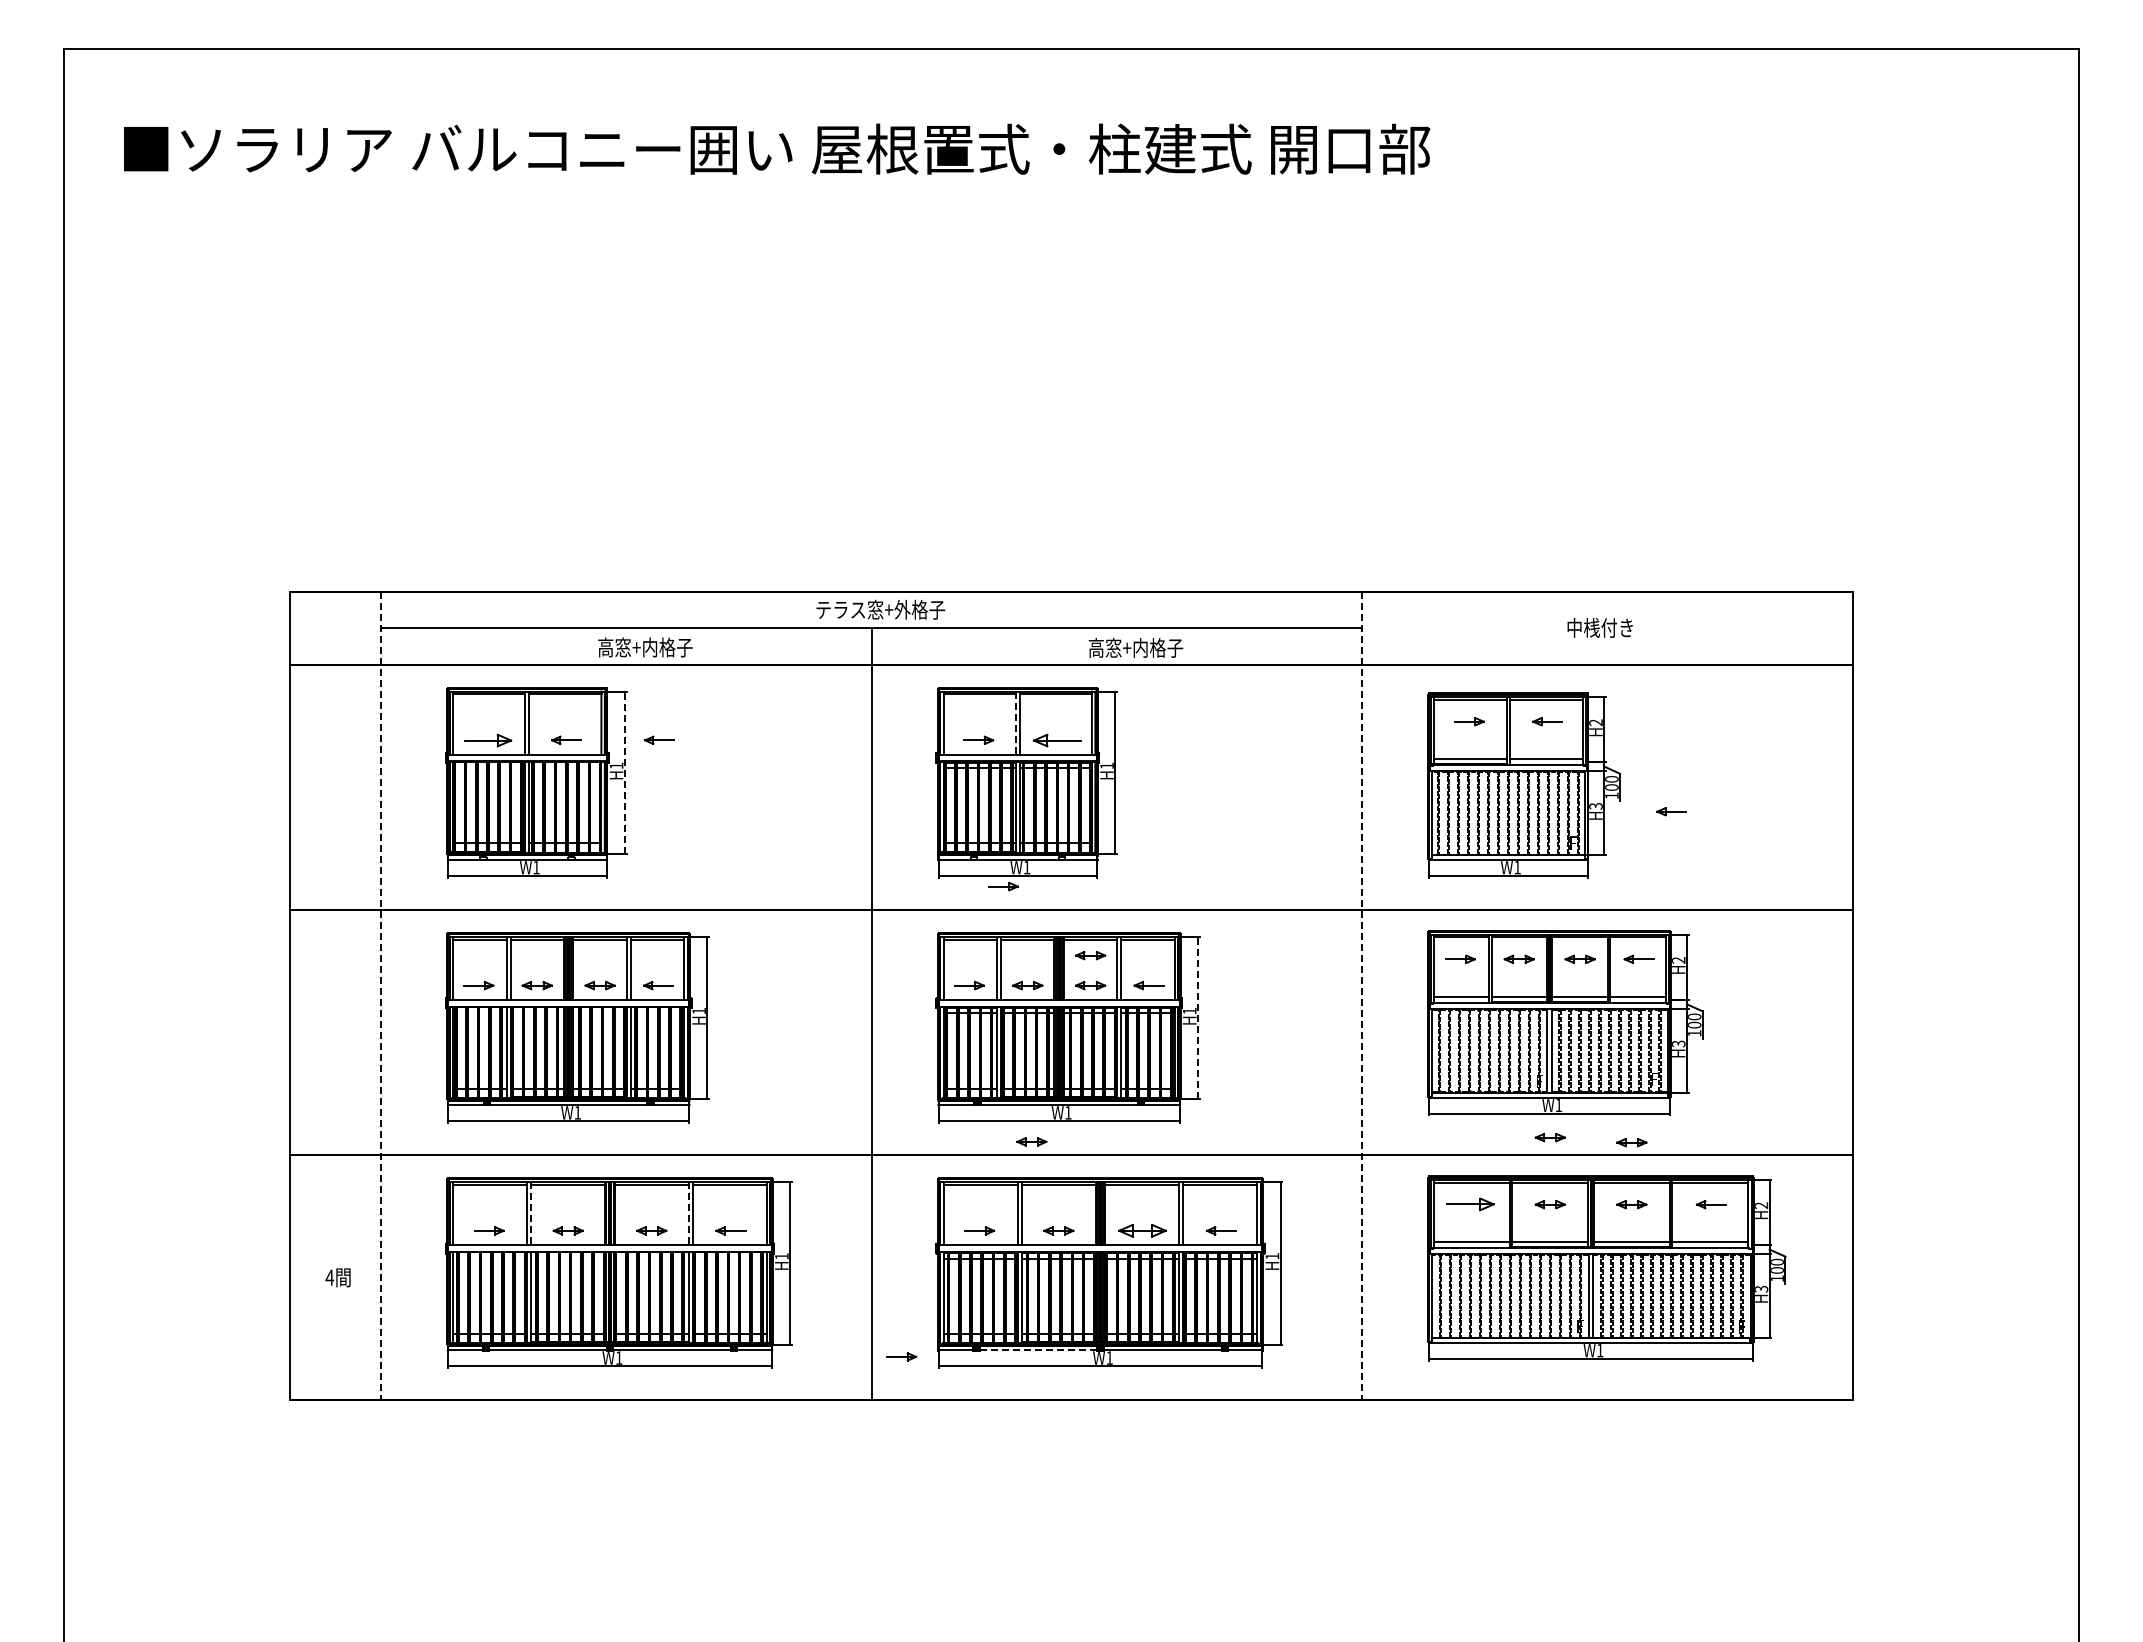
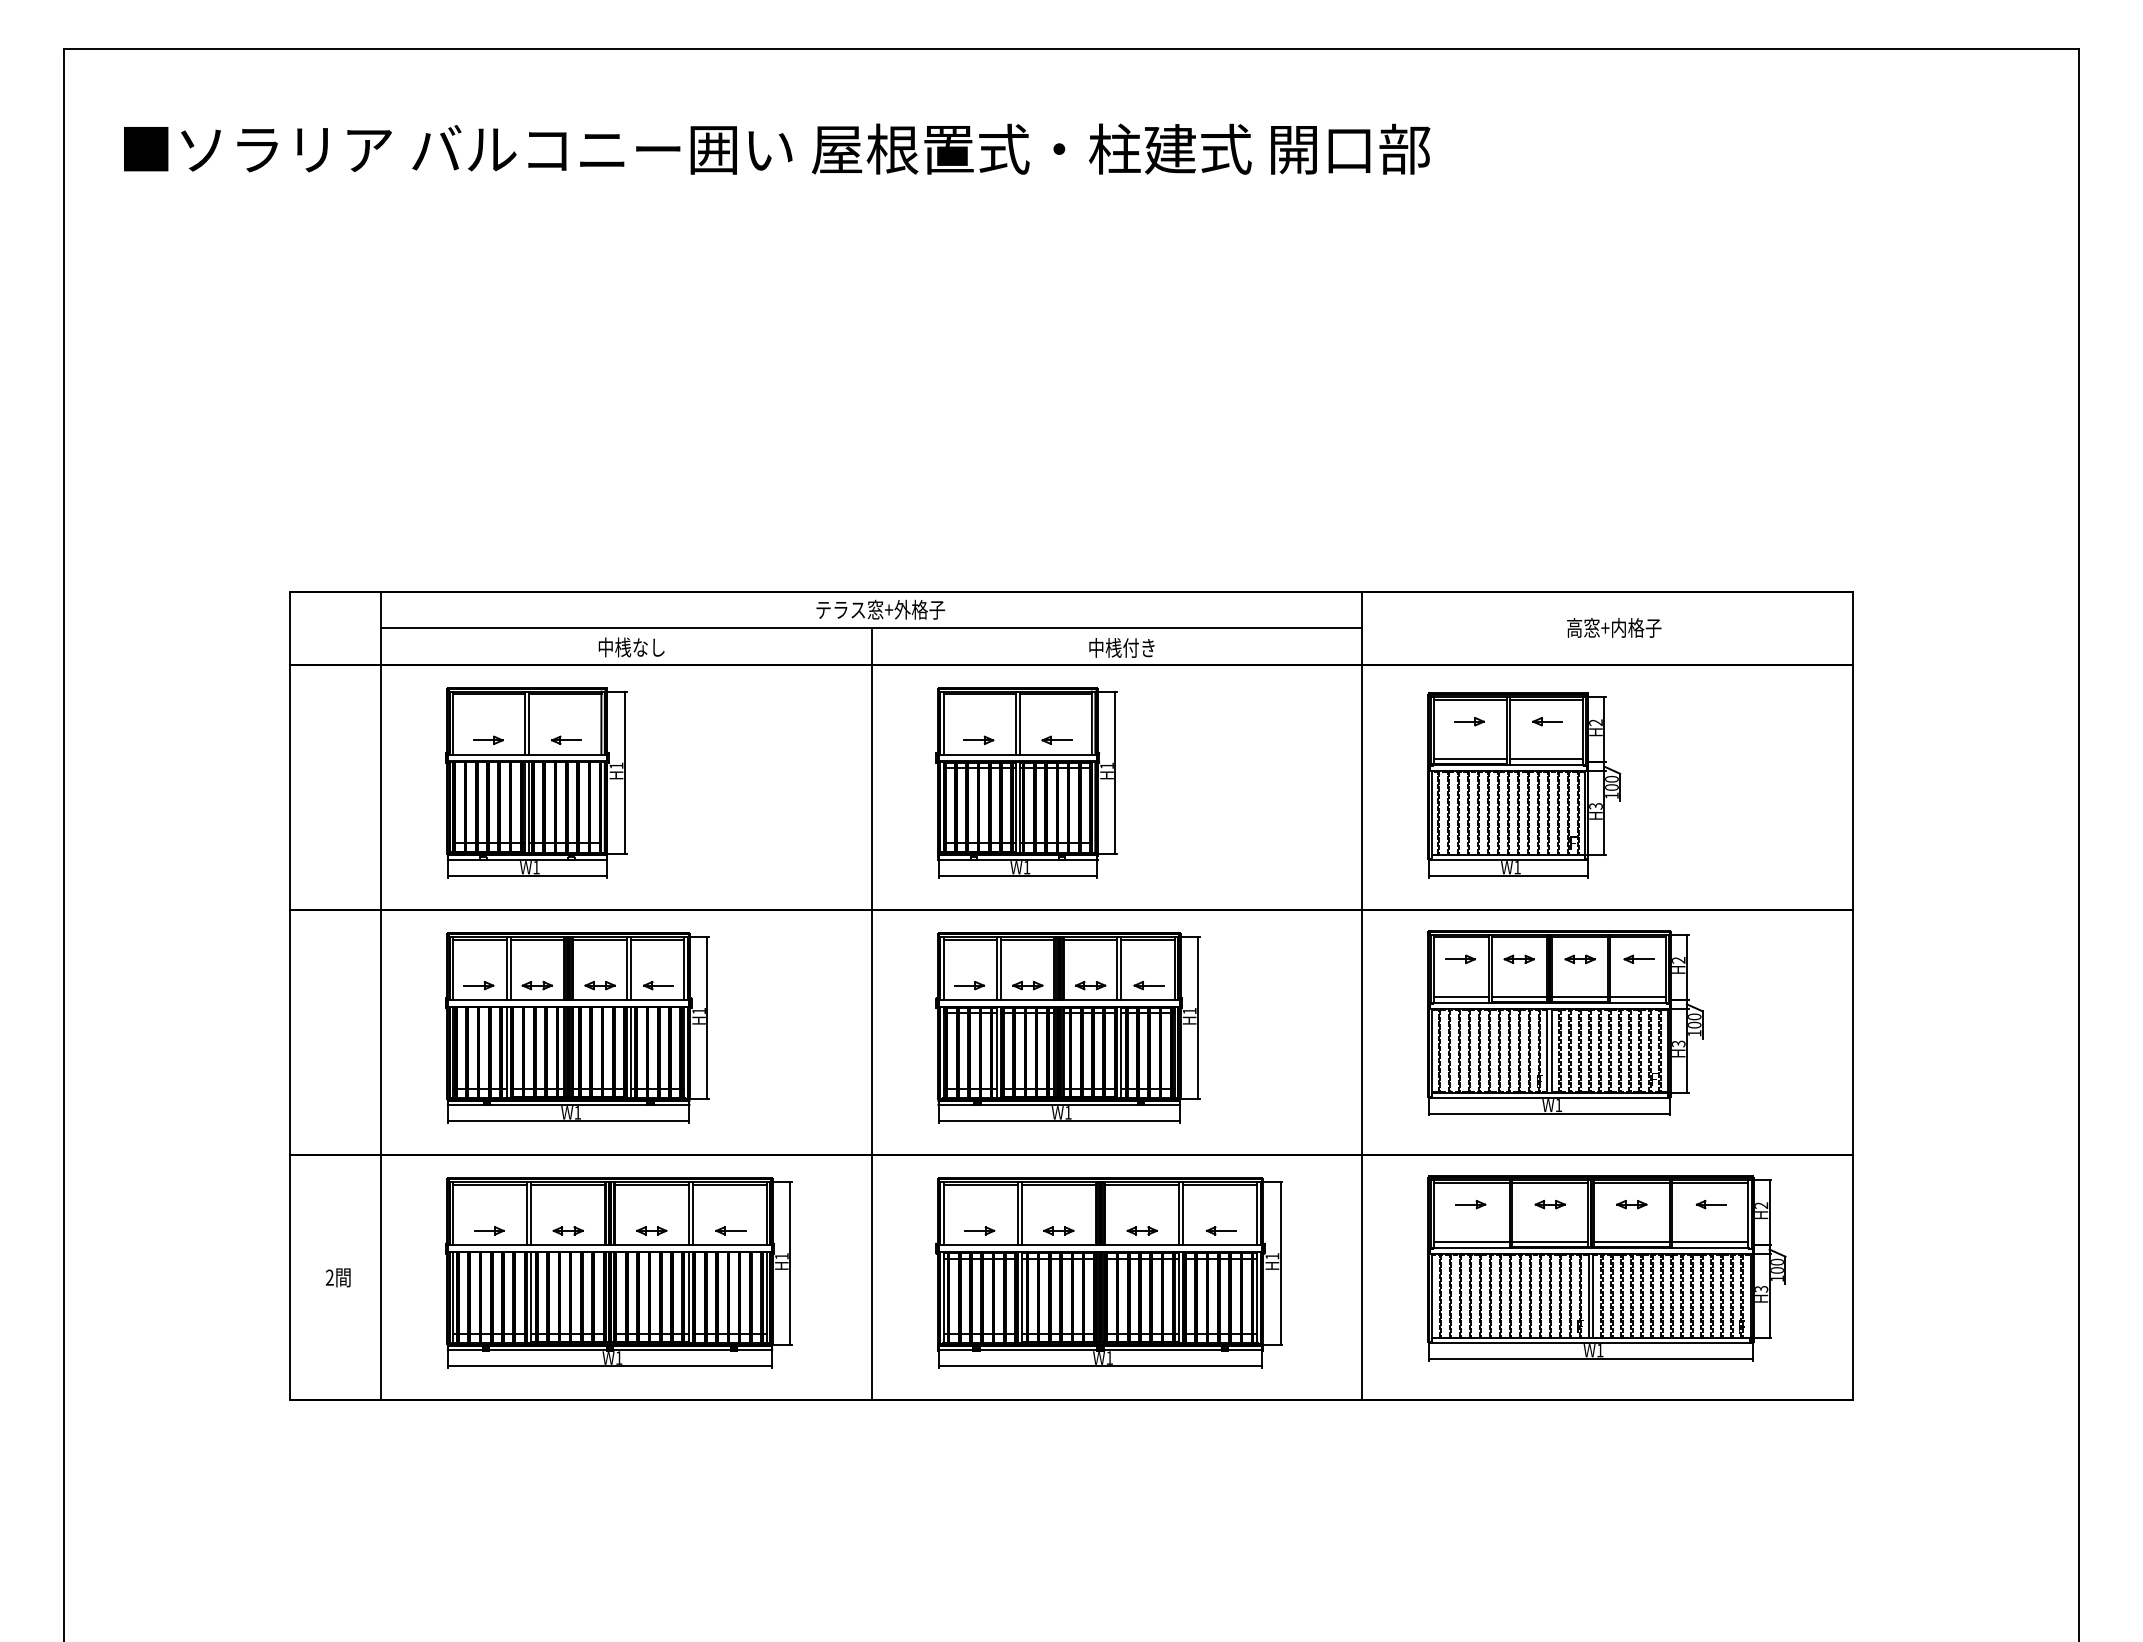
text: 中桟付き -> 高窓+内格子 (1614, 627)
text: 高窓+内格子 -> 中桟なし (645, 647)
text: 高窓+内格子 -> 中桟付き (1135, 647)
line: dashed -> solid (1015, 723)
part: present -> none (659, 739)
part size: 49x15 px -> 31x10 px (488, 739)
part size: 50x15 px -> 32x10 px (1056, 739)
line: dashed -> solid (624, 772)
part: present -> none (1671, 811)
part: present -> none (1003, 886)
part: present -> none (1090, 955)
line: dashed -> solid (381, 996)
line: dashed -> solid (1362, 996)
line: dashed -> solid (1197, 1017)
part: present -> none (1549, 1137)
part: present -> none (1031, 1141)
part: present -> none (1631, 1142)
part size: 49x15 px -> 32x10 px (1470, 1204)
line: dashed -> solid (531, 1214)
line: dashed -> solid (688, 1214)
part size: 49x14 px -> 32x10 px (1141, 1230)
text: 4 -> 2 (329, 1277)
line: dashed -> solid (1038, 1350)
part: present -> none (901, 1356)
